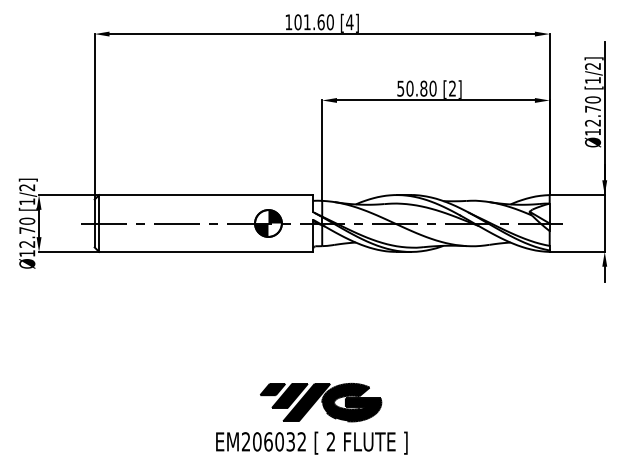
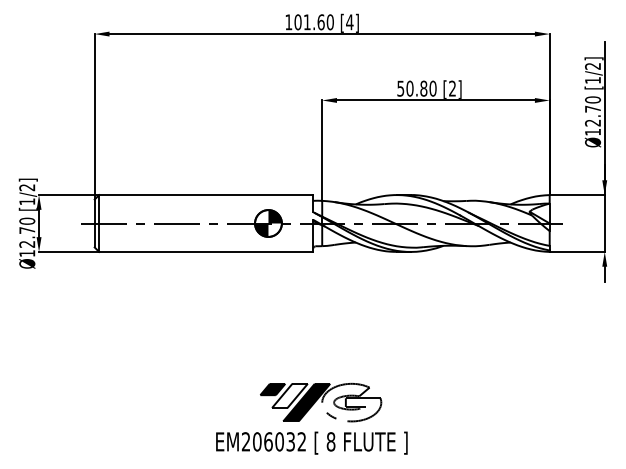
fill: present -> none (289, 395)
fill: present -> none (351, 402)
text: 2 -> 8 (330, 441)
